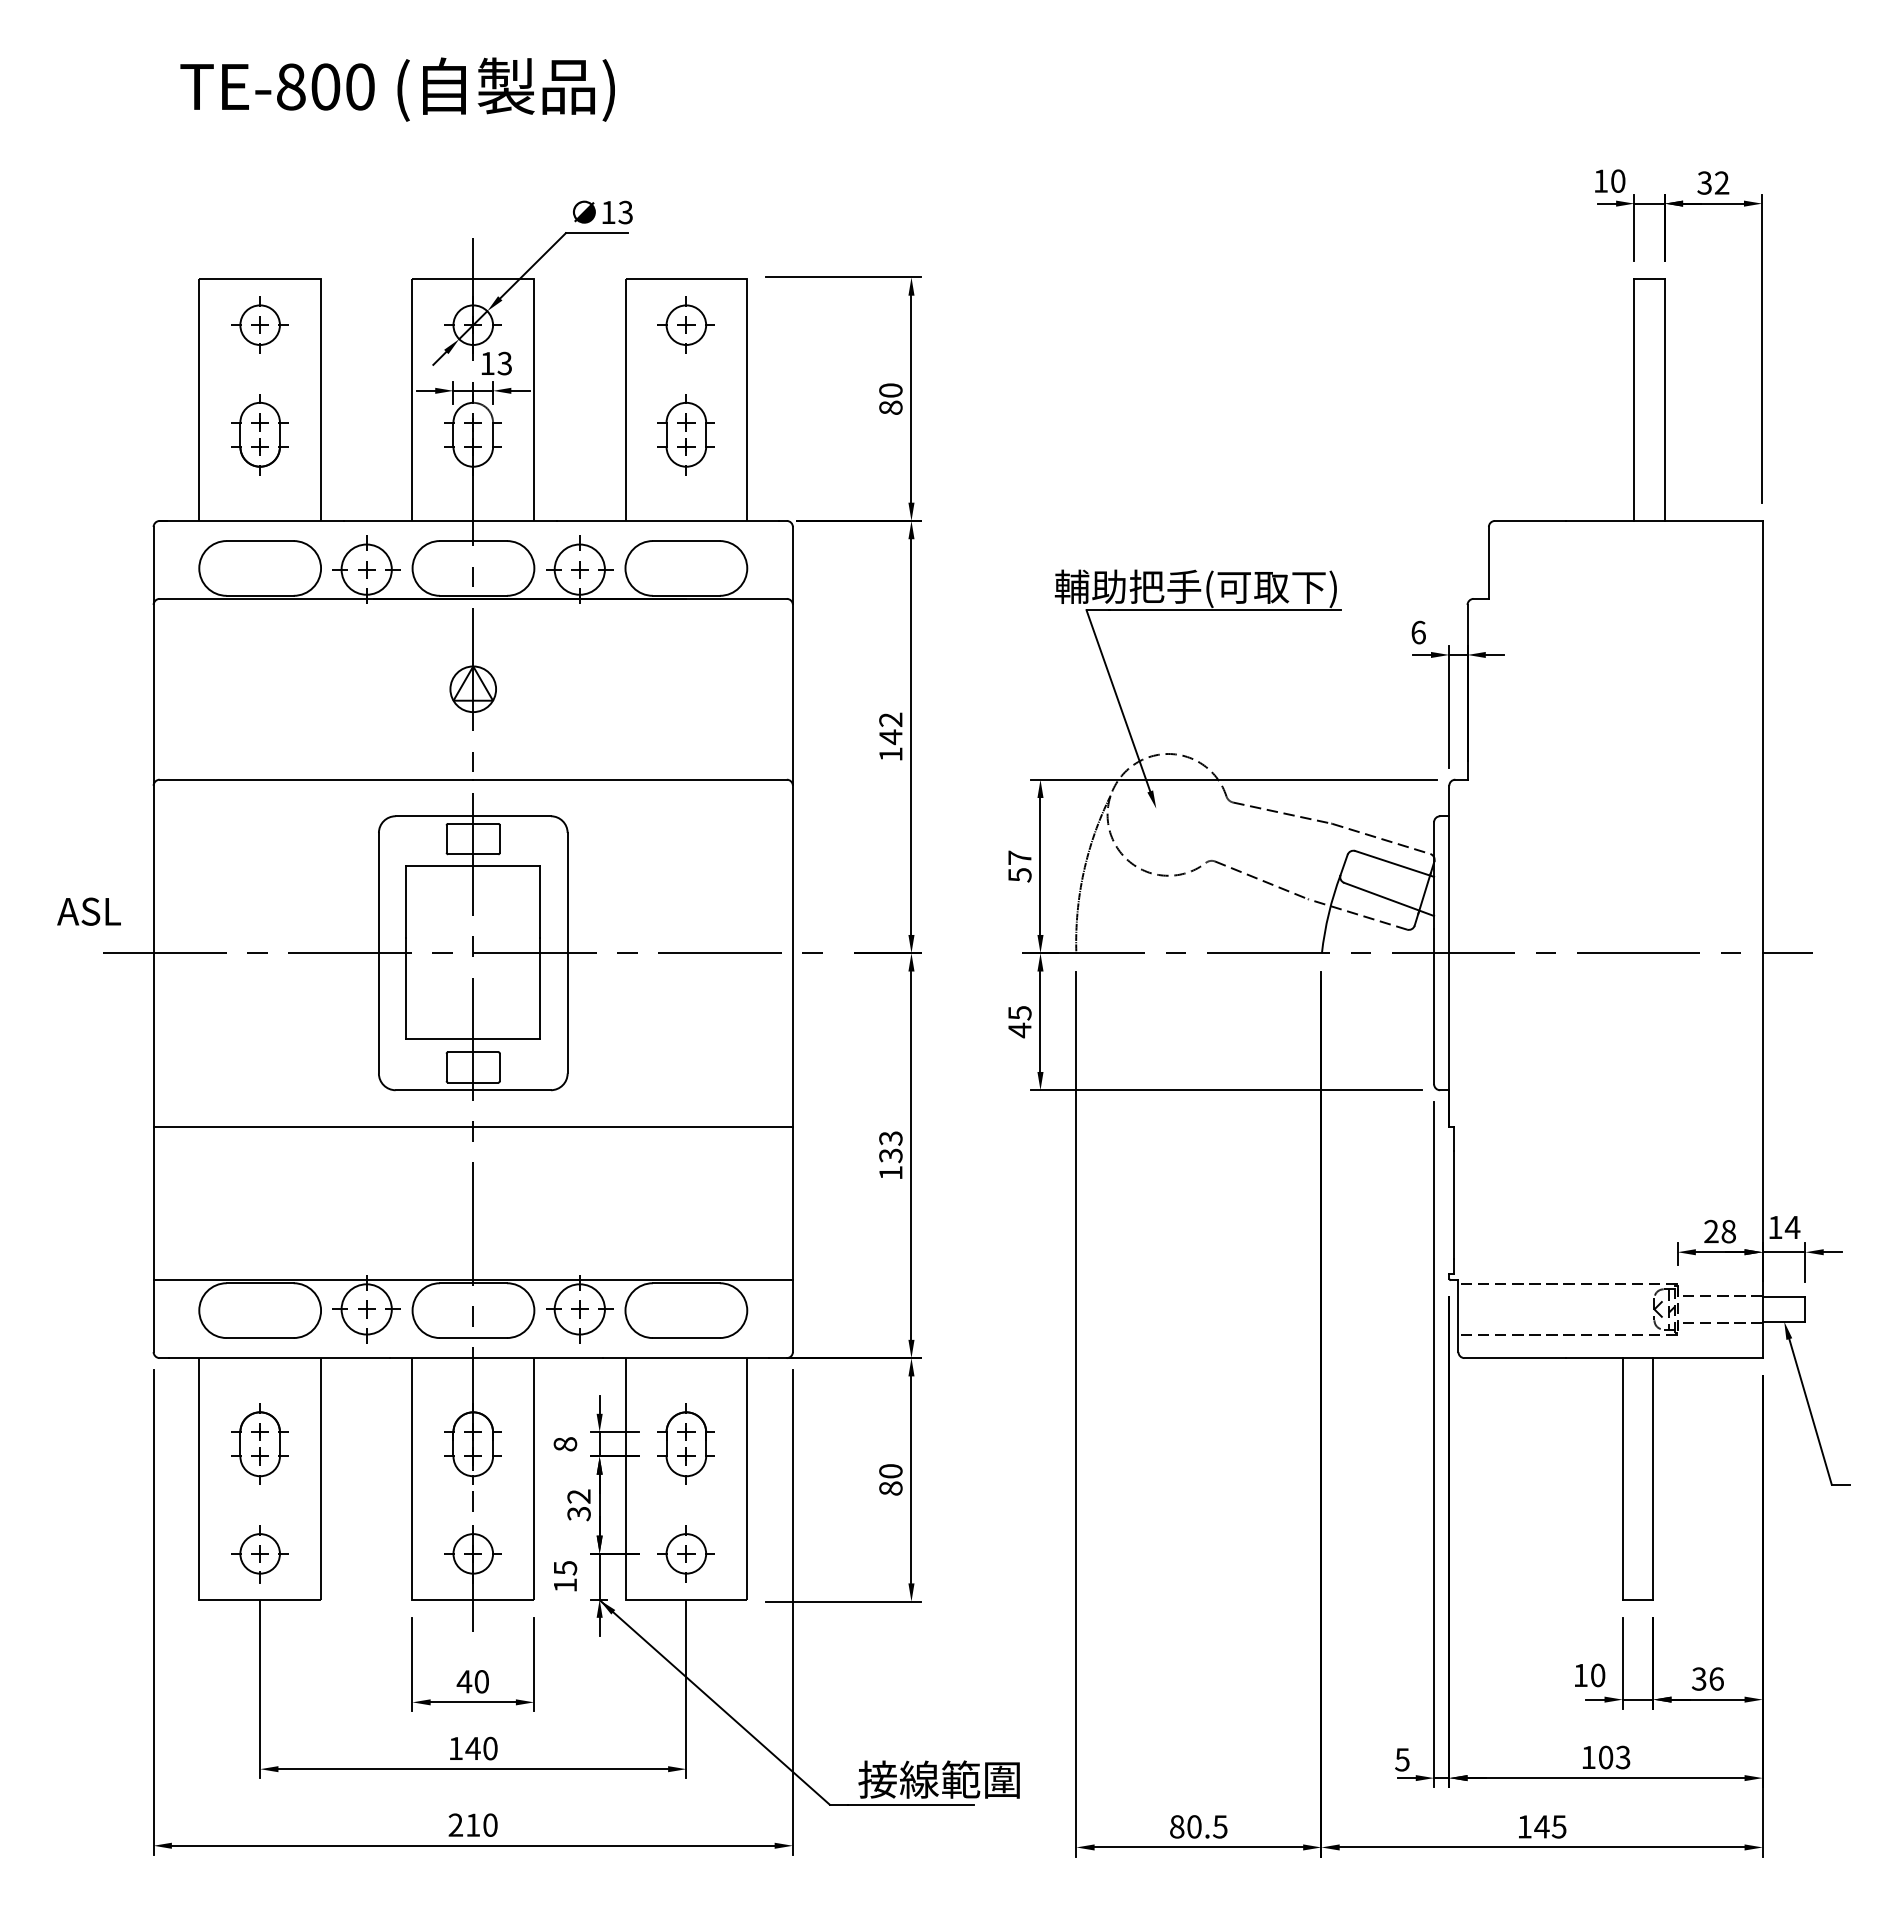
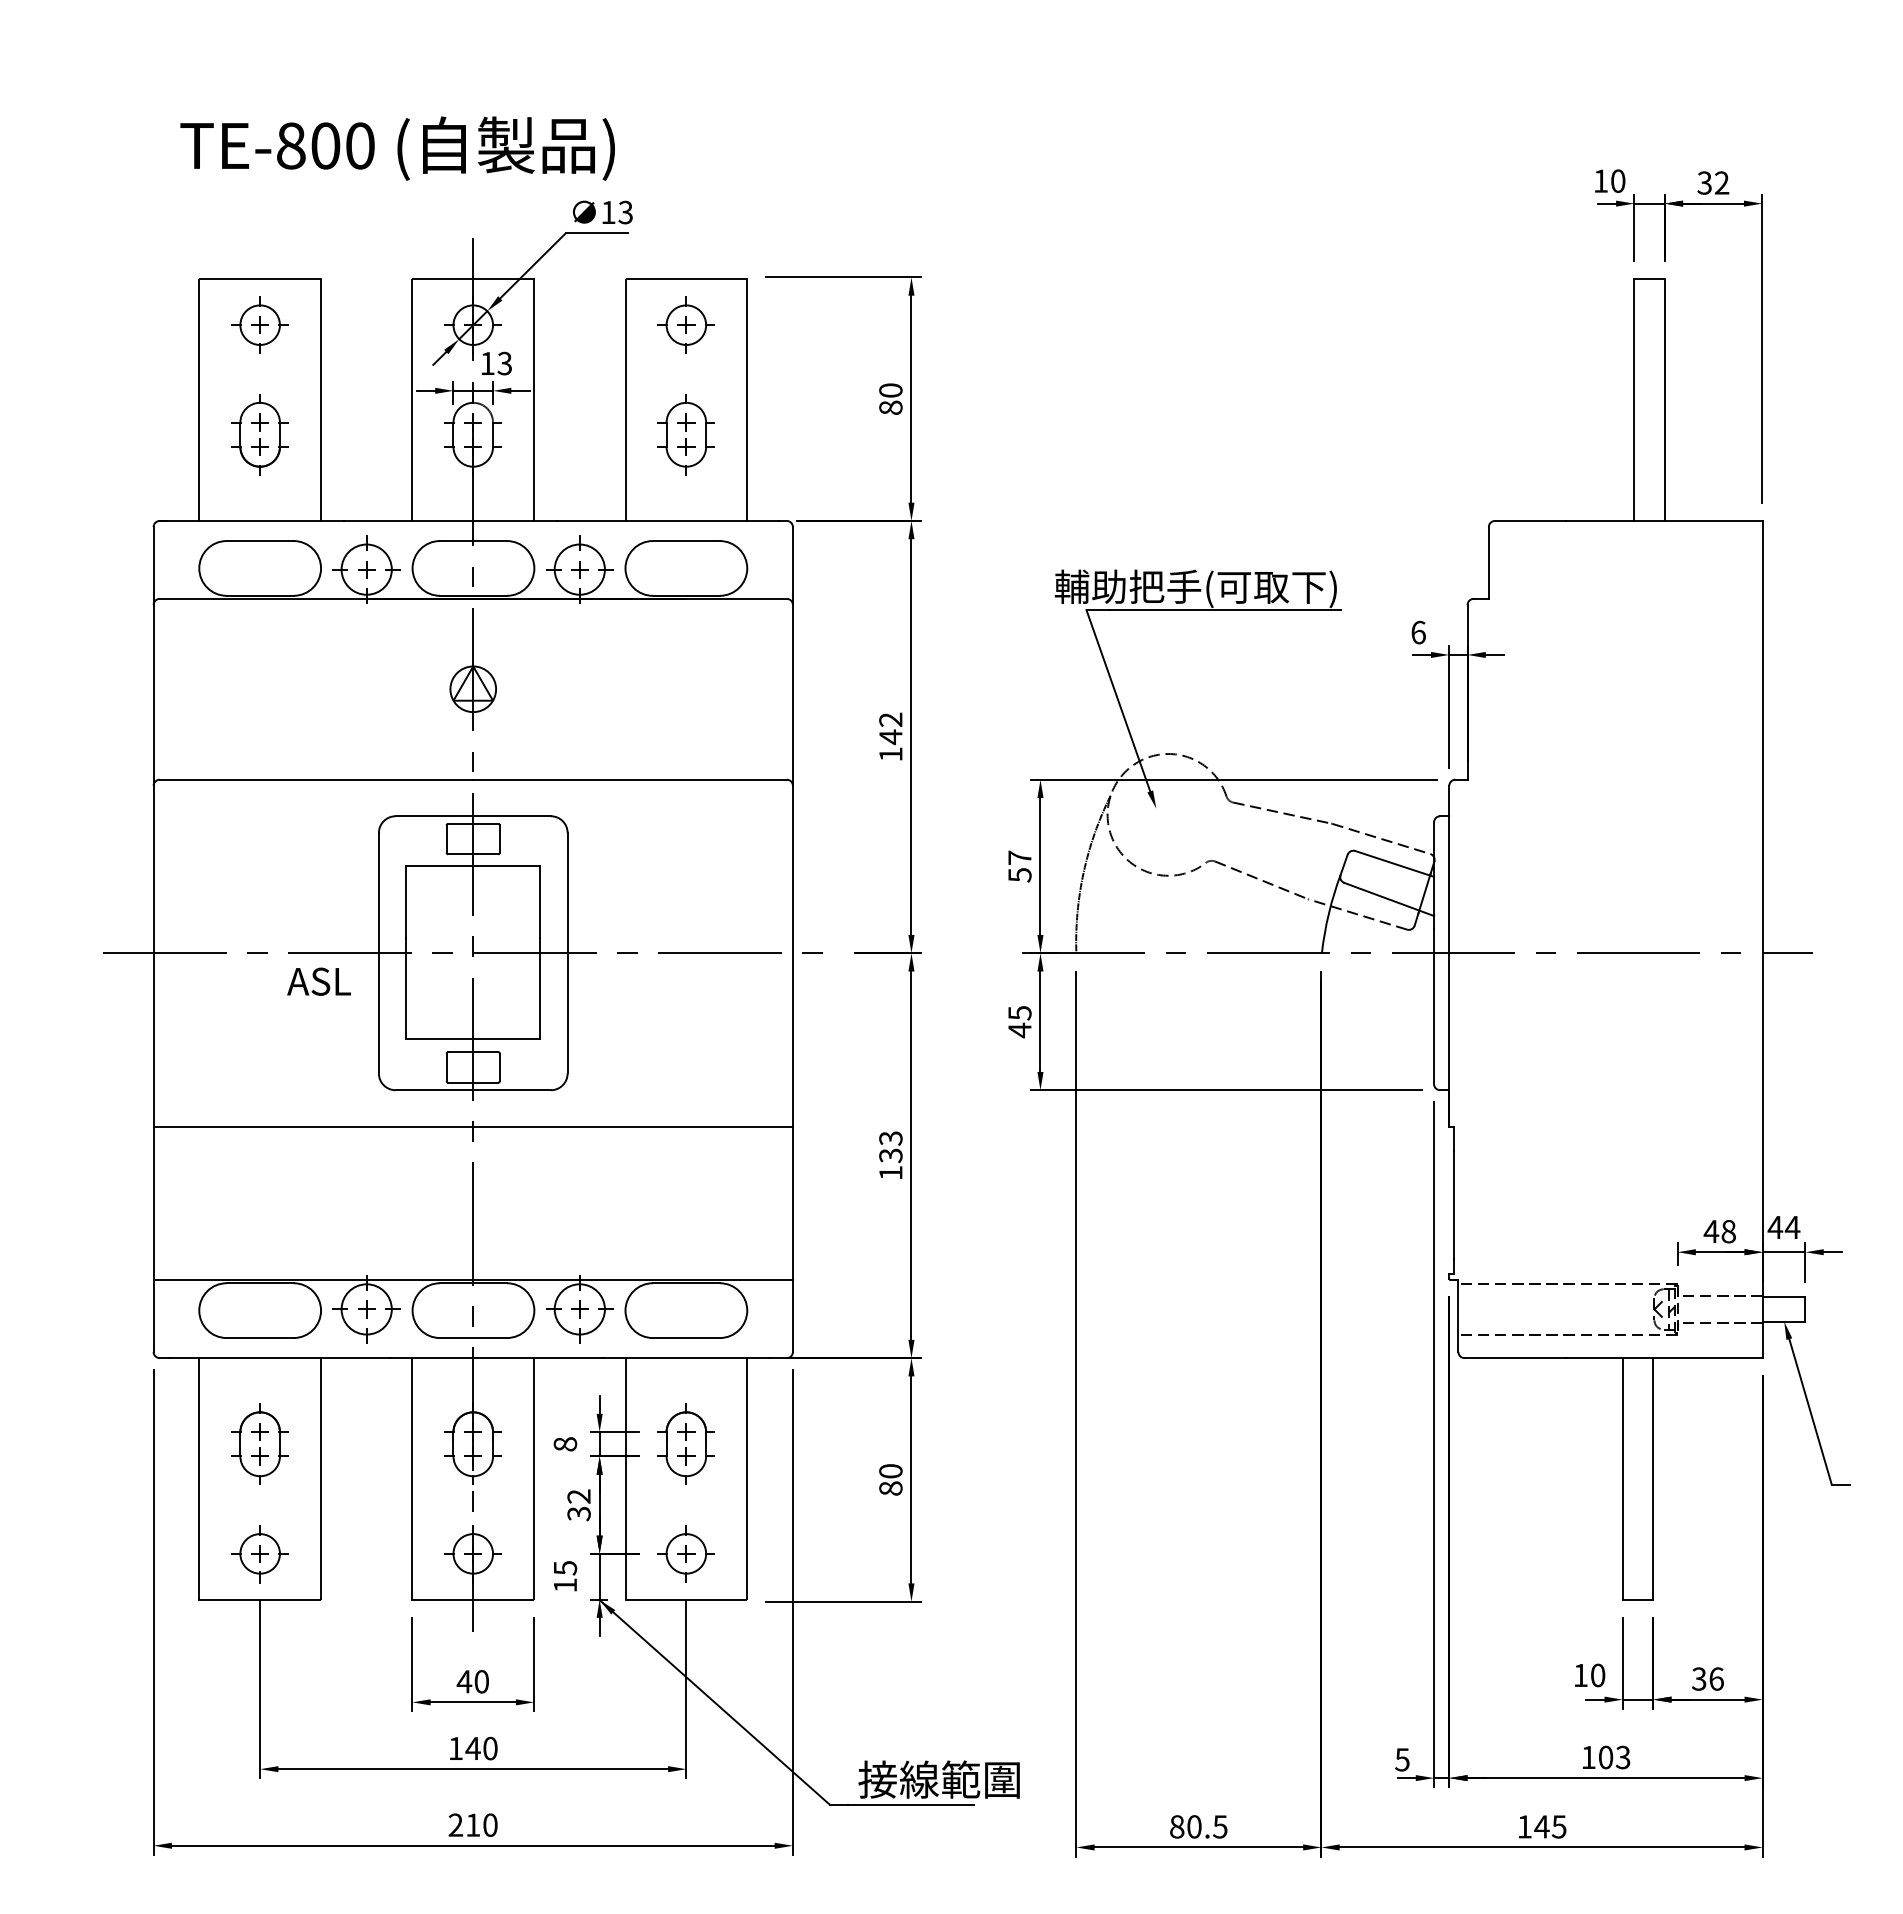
text position: (397, 89) -> (397, 148) (397, 148)
text position: (88, 911) -> (318, 981) (318, 981)
text: 14 -> 44 (1775, 1227)
text: 28 -> 48 (1711, 1231)
